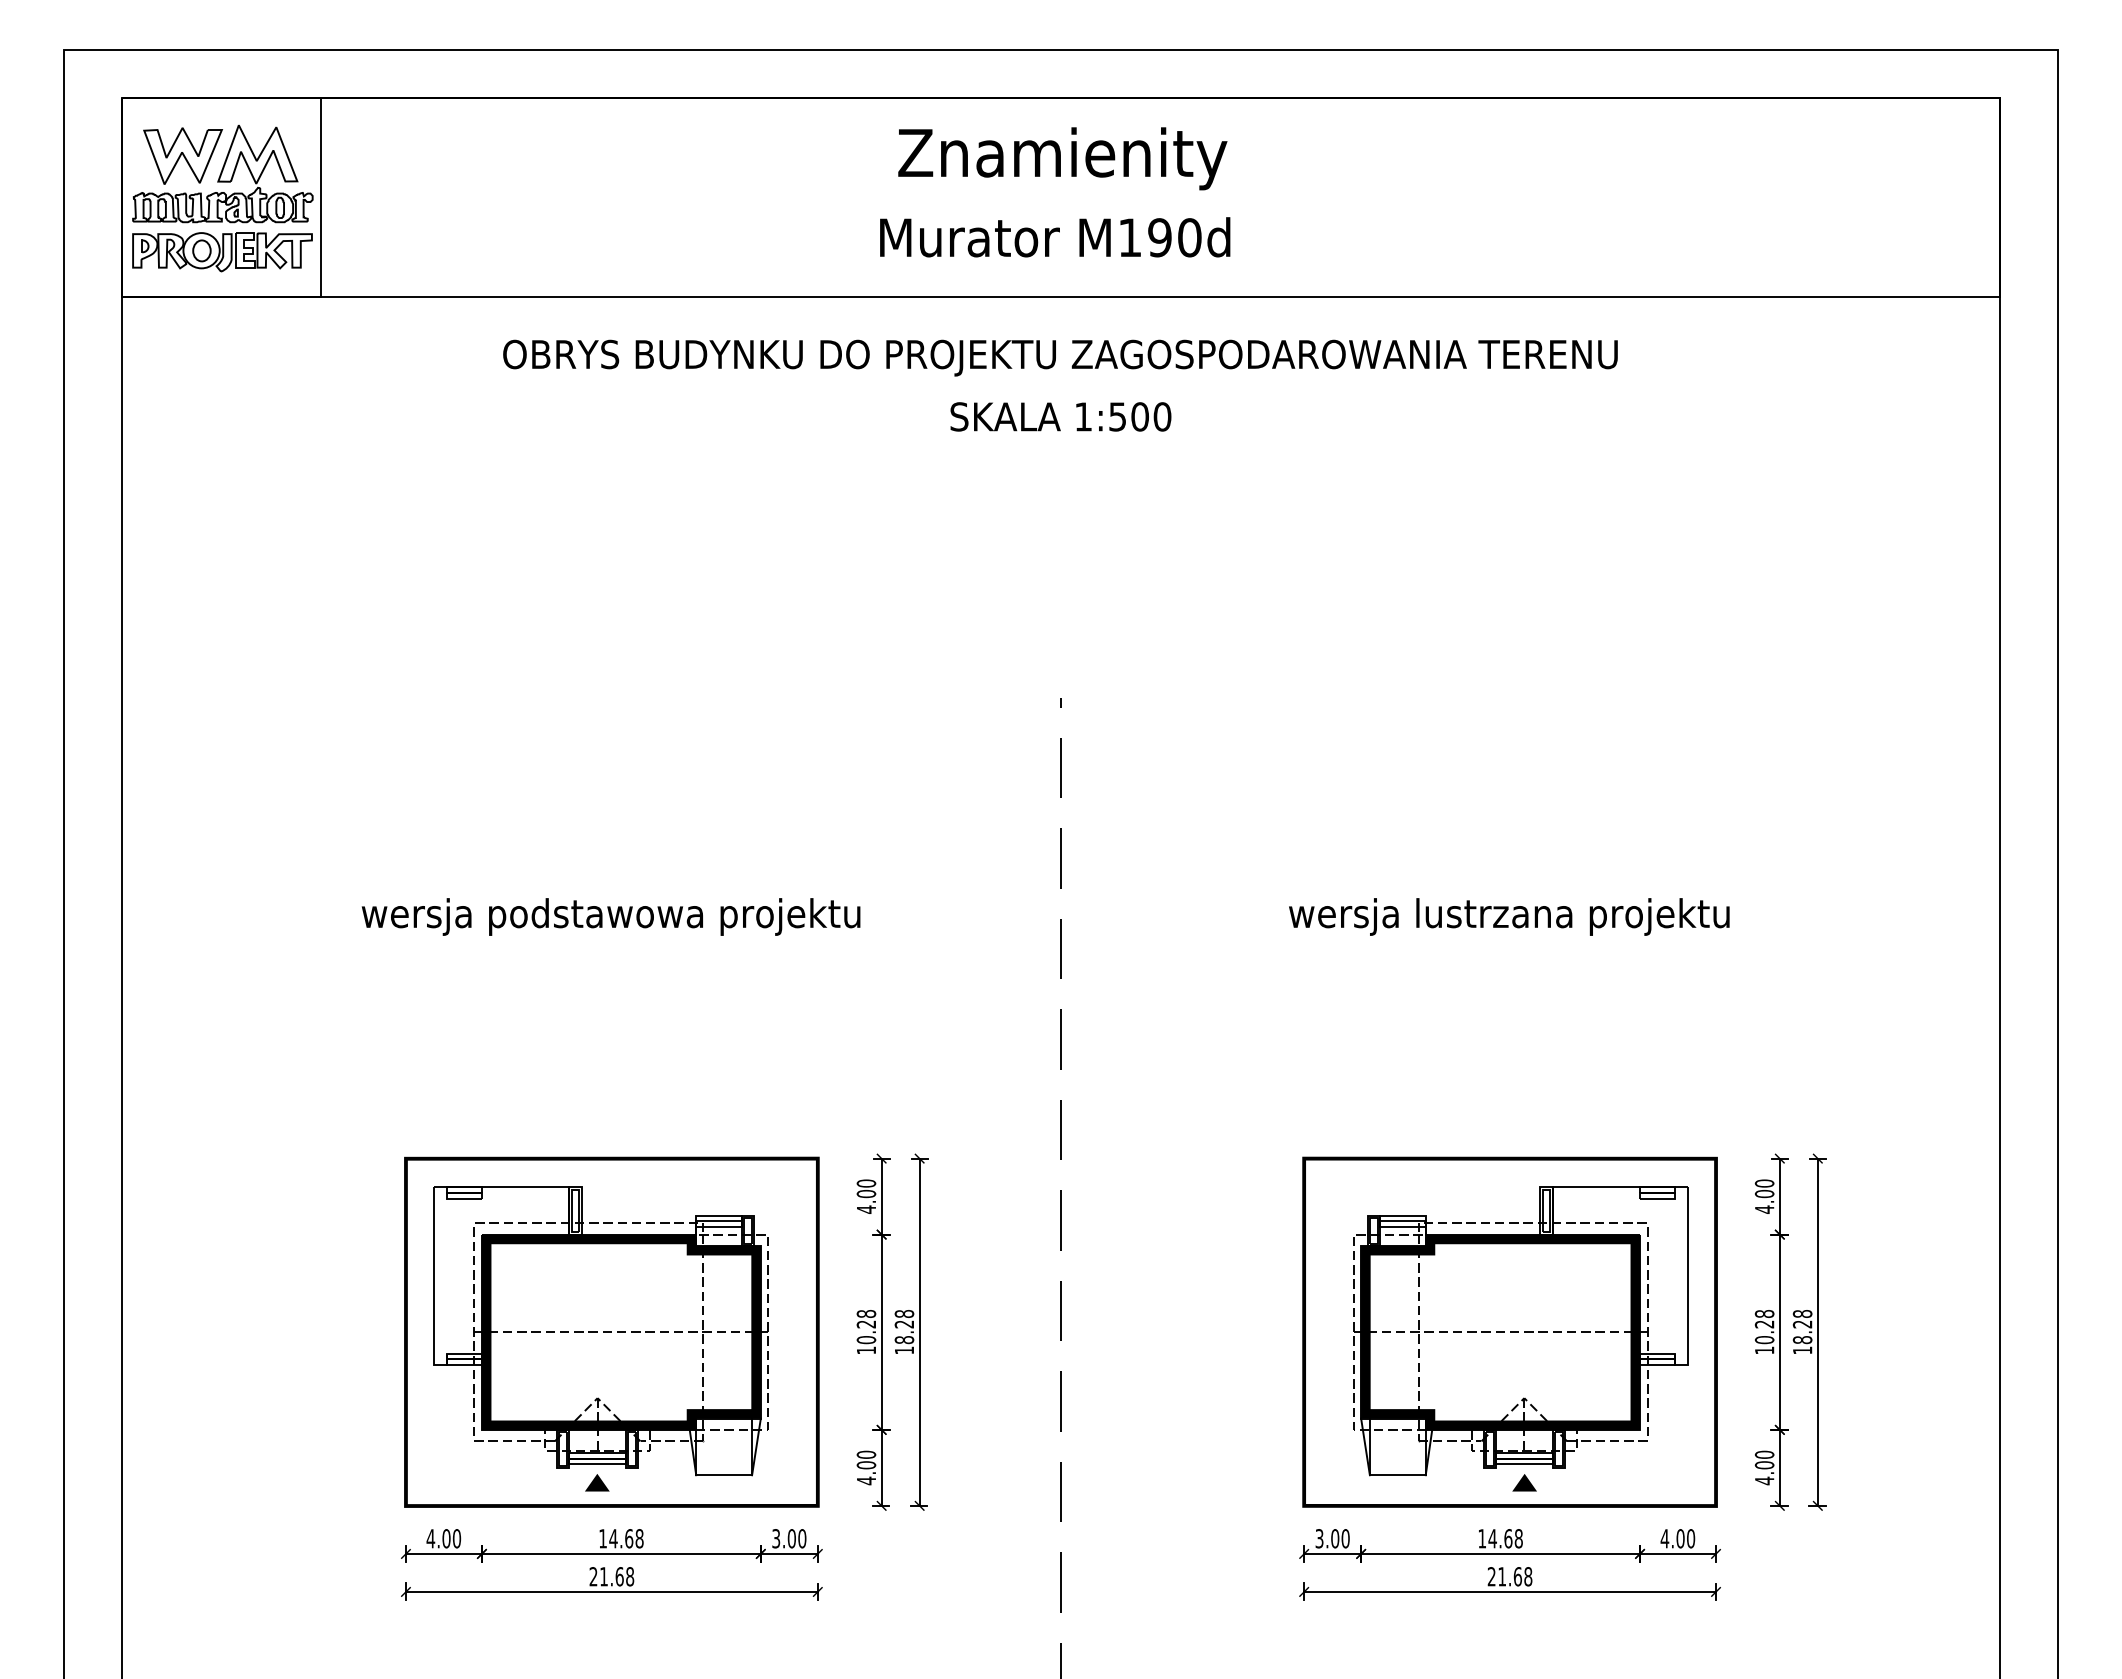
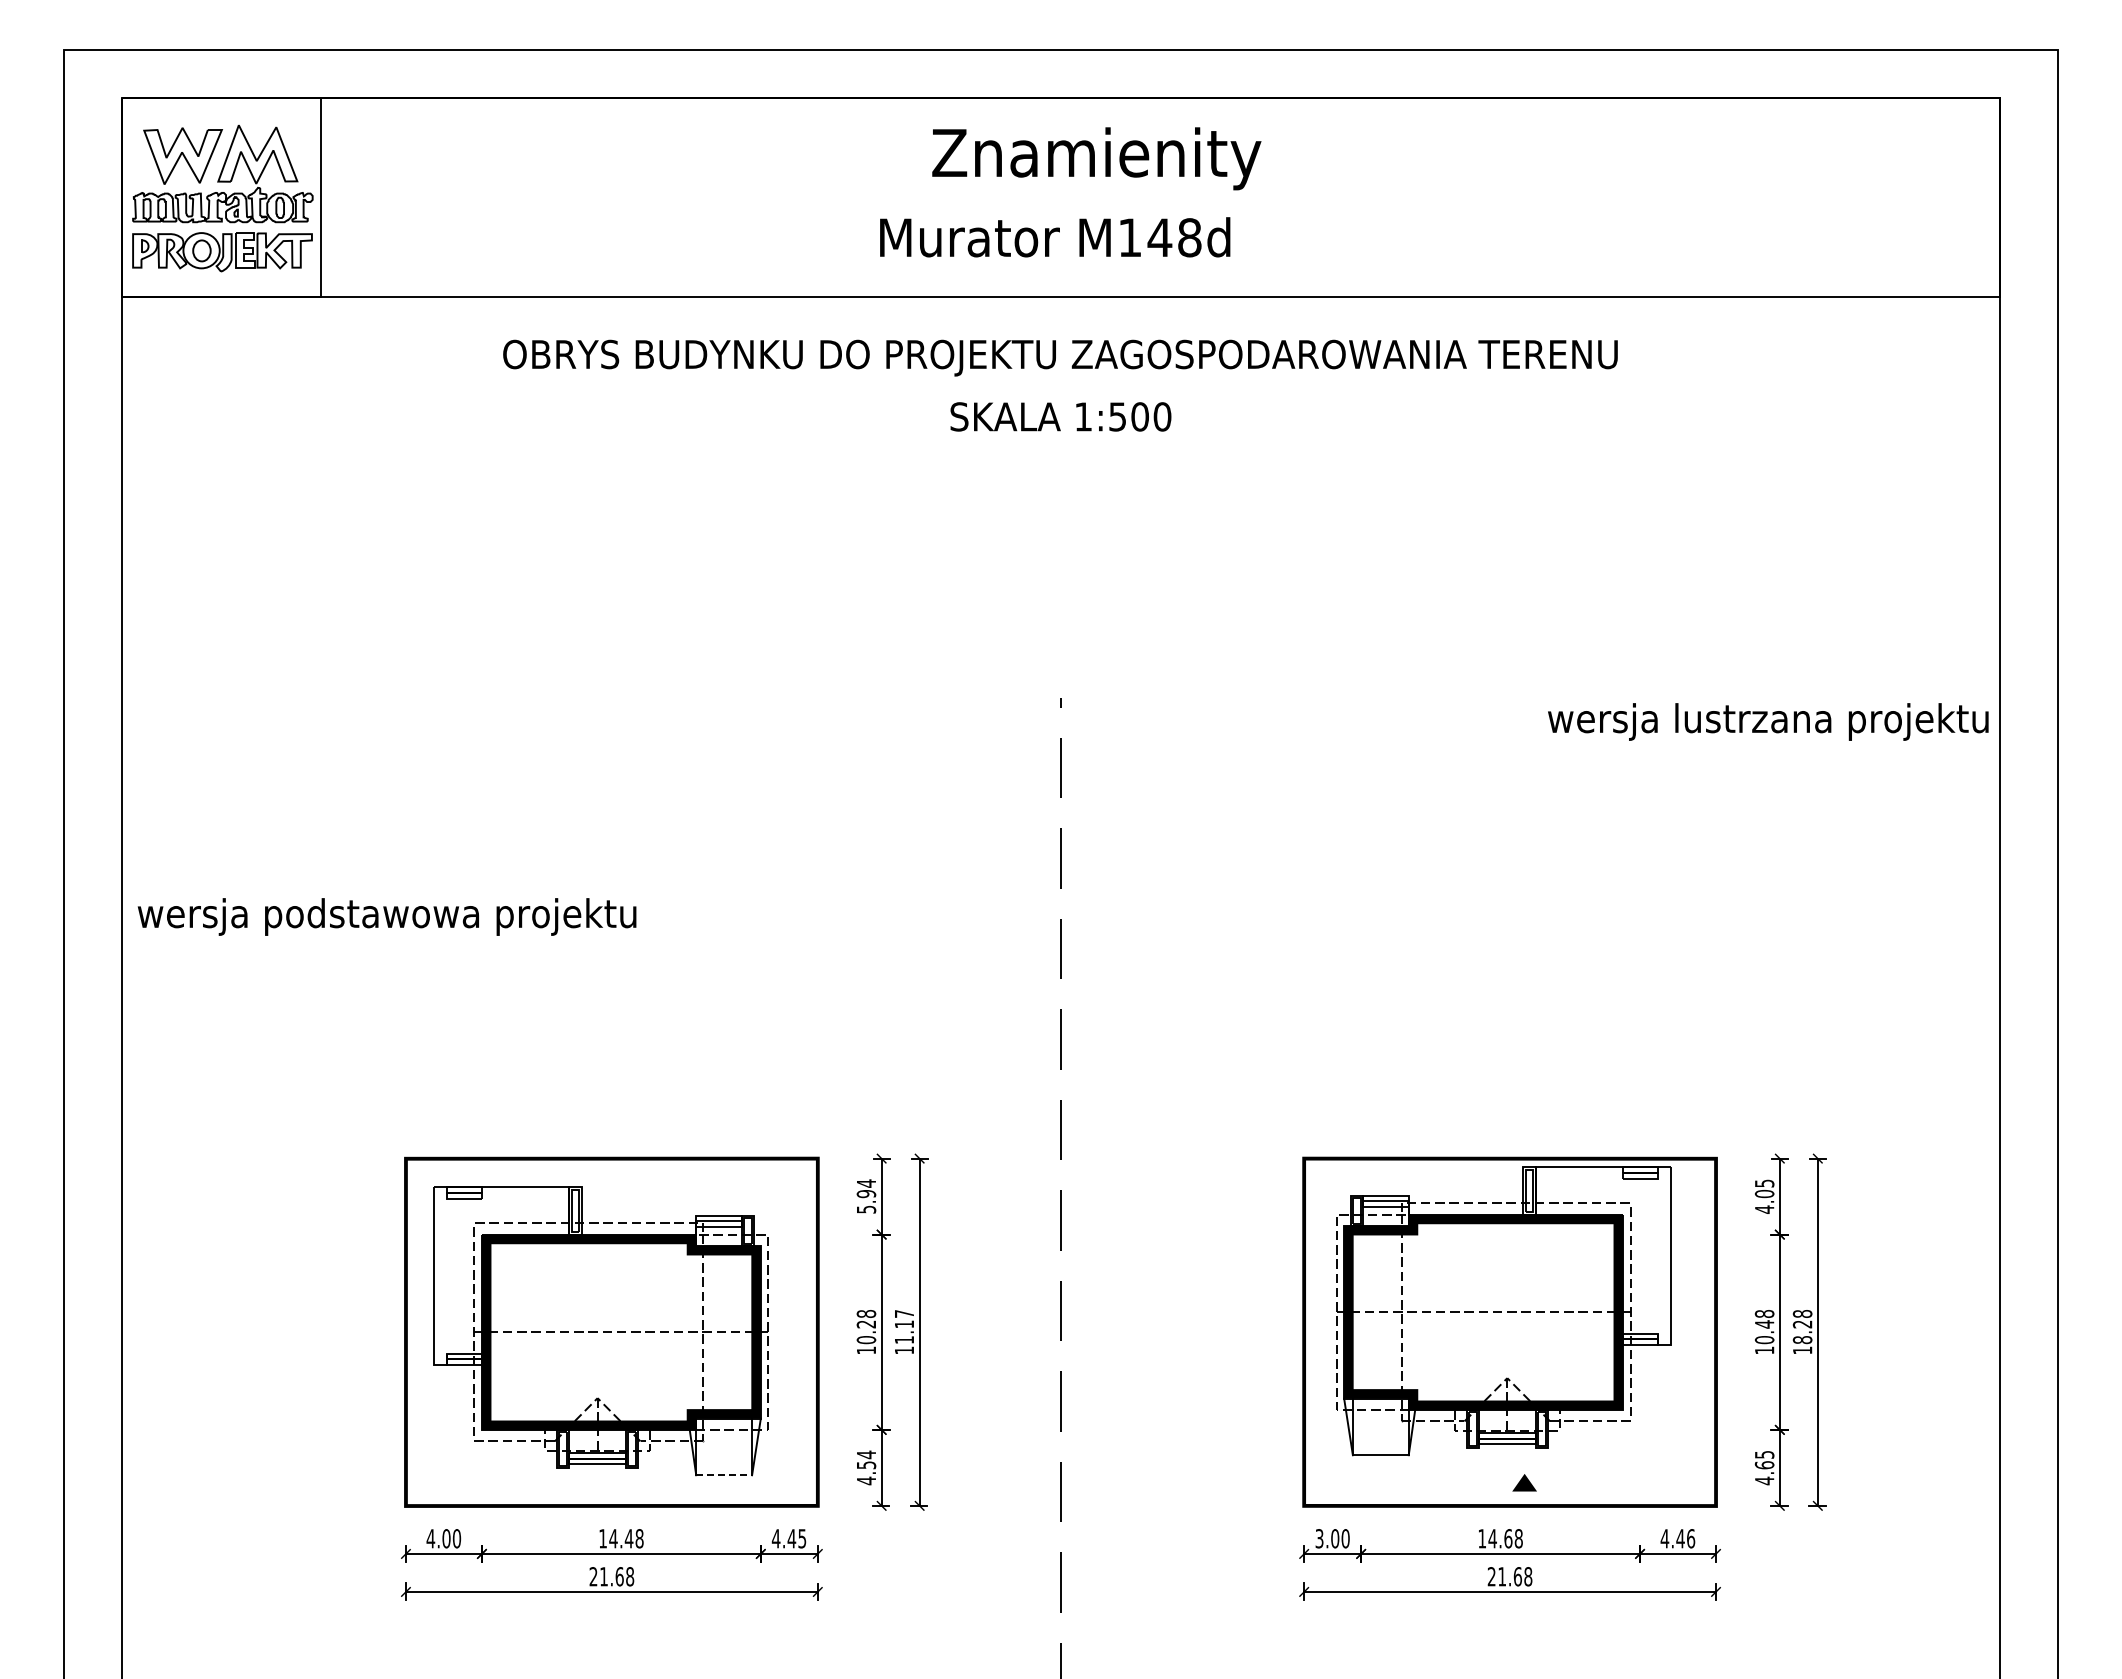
text position: (1062, 158) -> (1096, 158) (1096, 158)
text: M190d -> M148d (1174, 237)
text position: (610, 916) -> (386, 916) (386, 916)
text position: (1509, 916) -> (1768, 721) (1768, 721)
text: 4.00 -> 4.05 (1764, 1183)
text: 4.00 -> 5.94 (866, 1196)
text: 10.28 -> 10.48 (1764, 1324)
text: 18.28 -> 11.17 (904, 1327)
part position: (1520, 1331) -> (1503, 1311) (1503, 1311)
text: 4.00 -> 4.54 (866, 1459)
text: 4.00 -> 4.65 (1764, 1459)
line: solid -> dashed (724, 1475)
fill: present -> none (596, 1482)
text: 14.68 -> 14.48 (628, 1538)
text: 3.00 -> 4.45 (788, 1538)
text: 4.00 -> 4.46 (1685, 1538)
